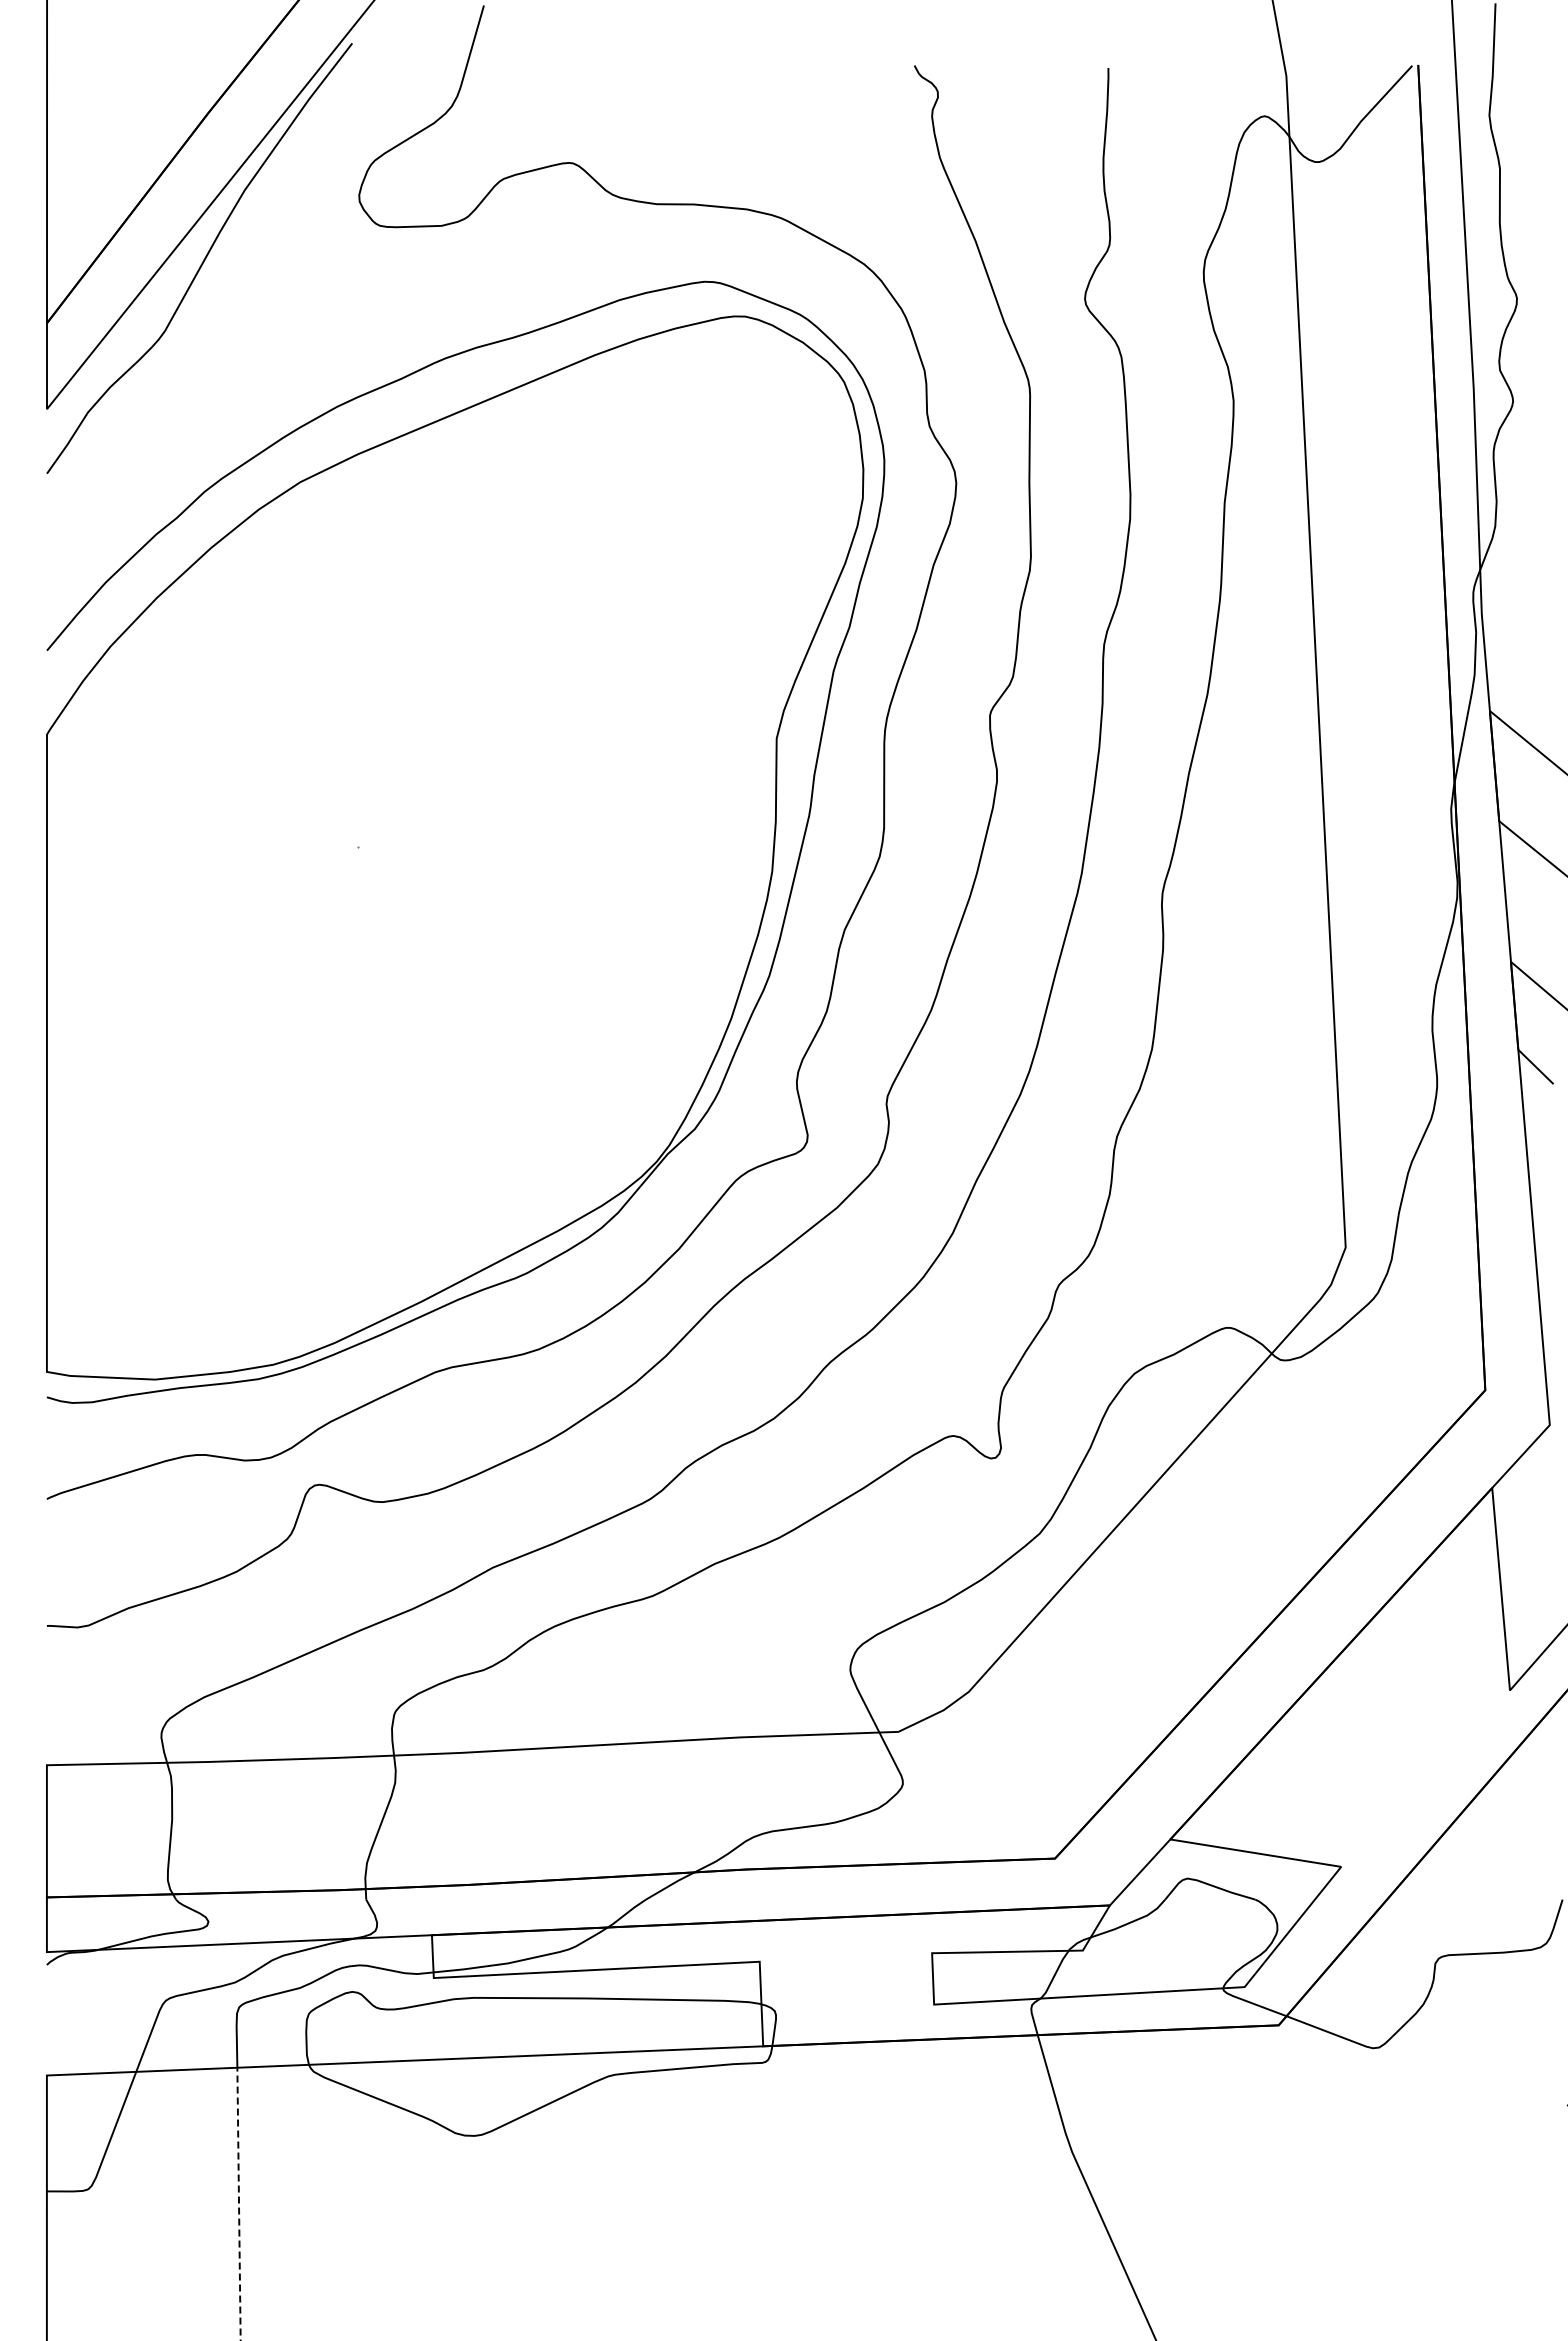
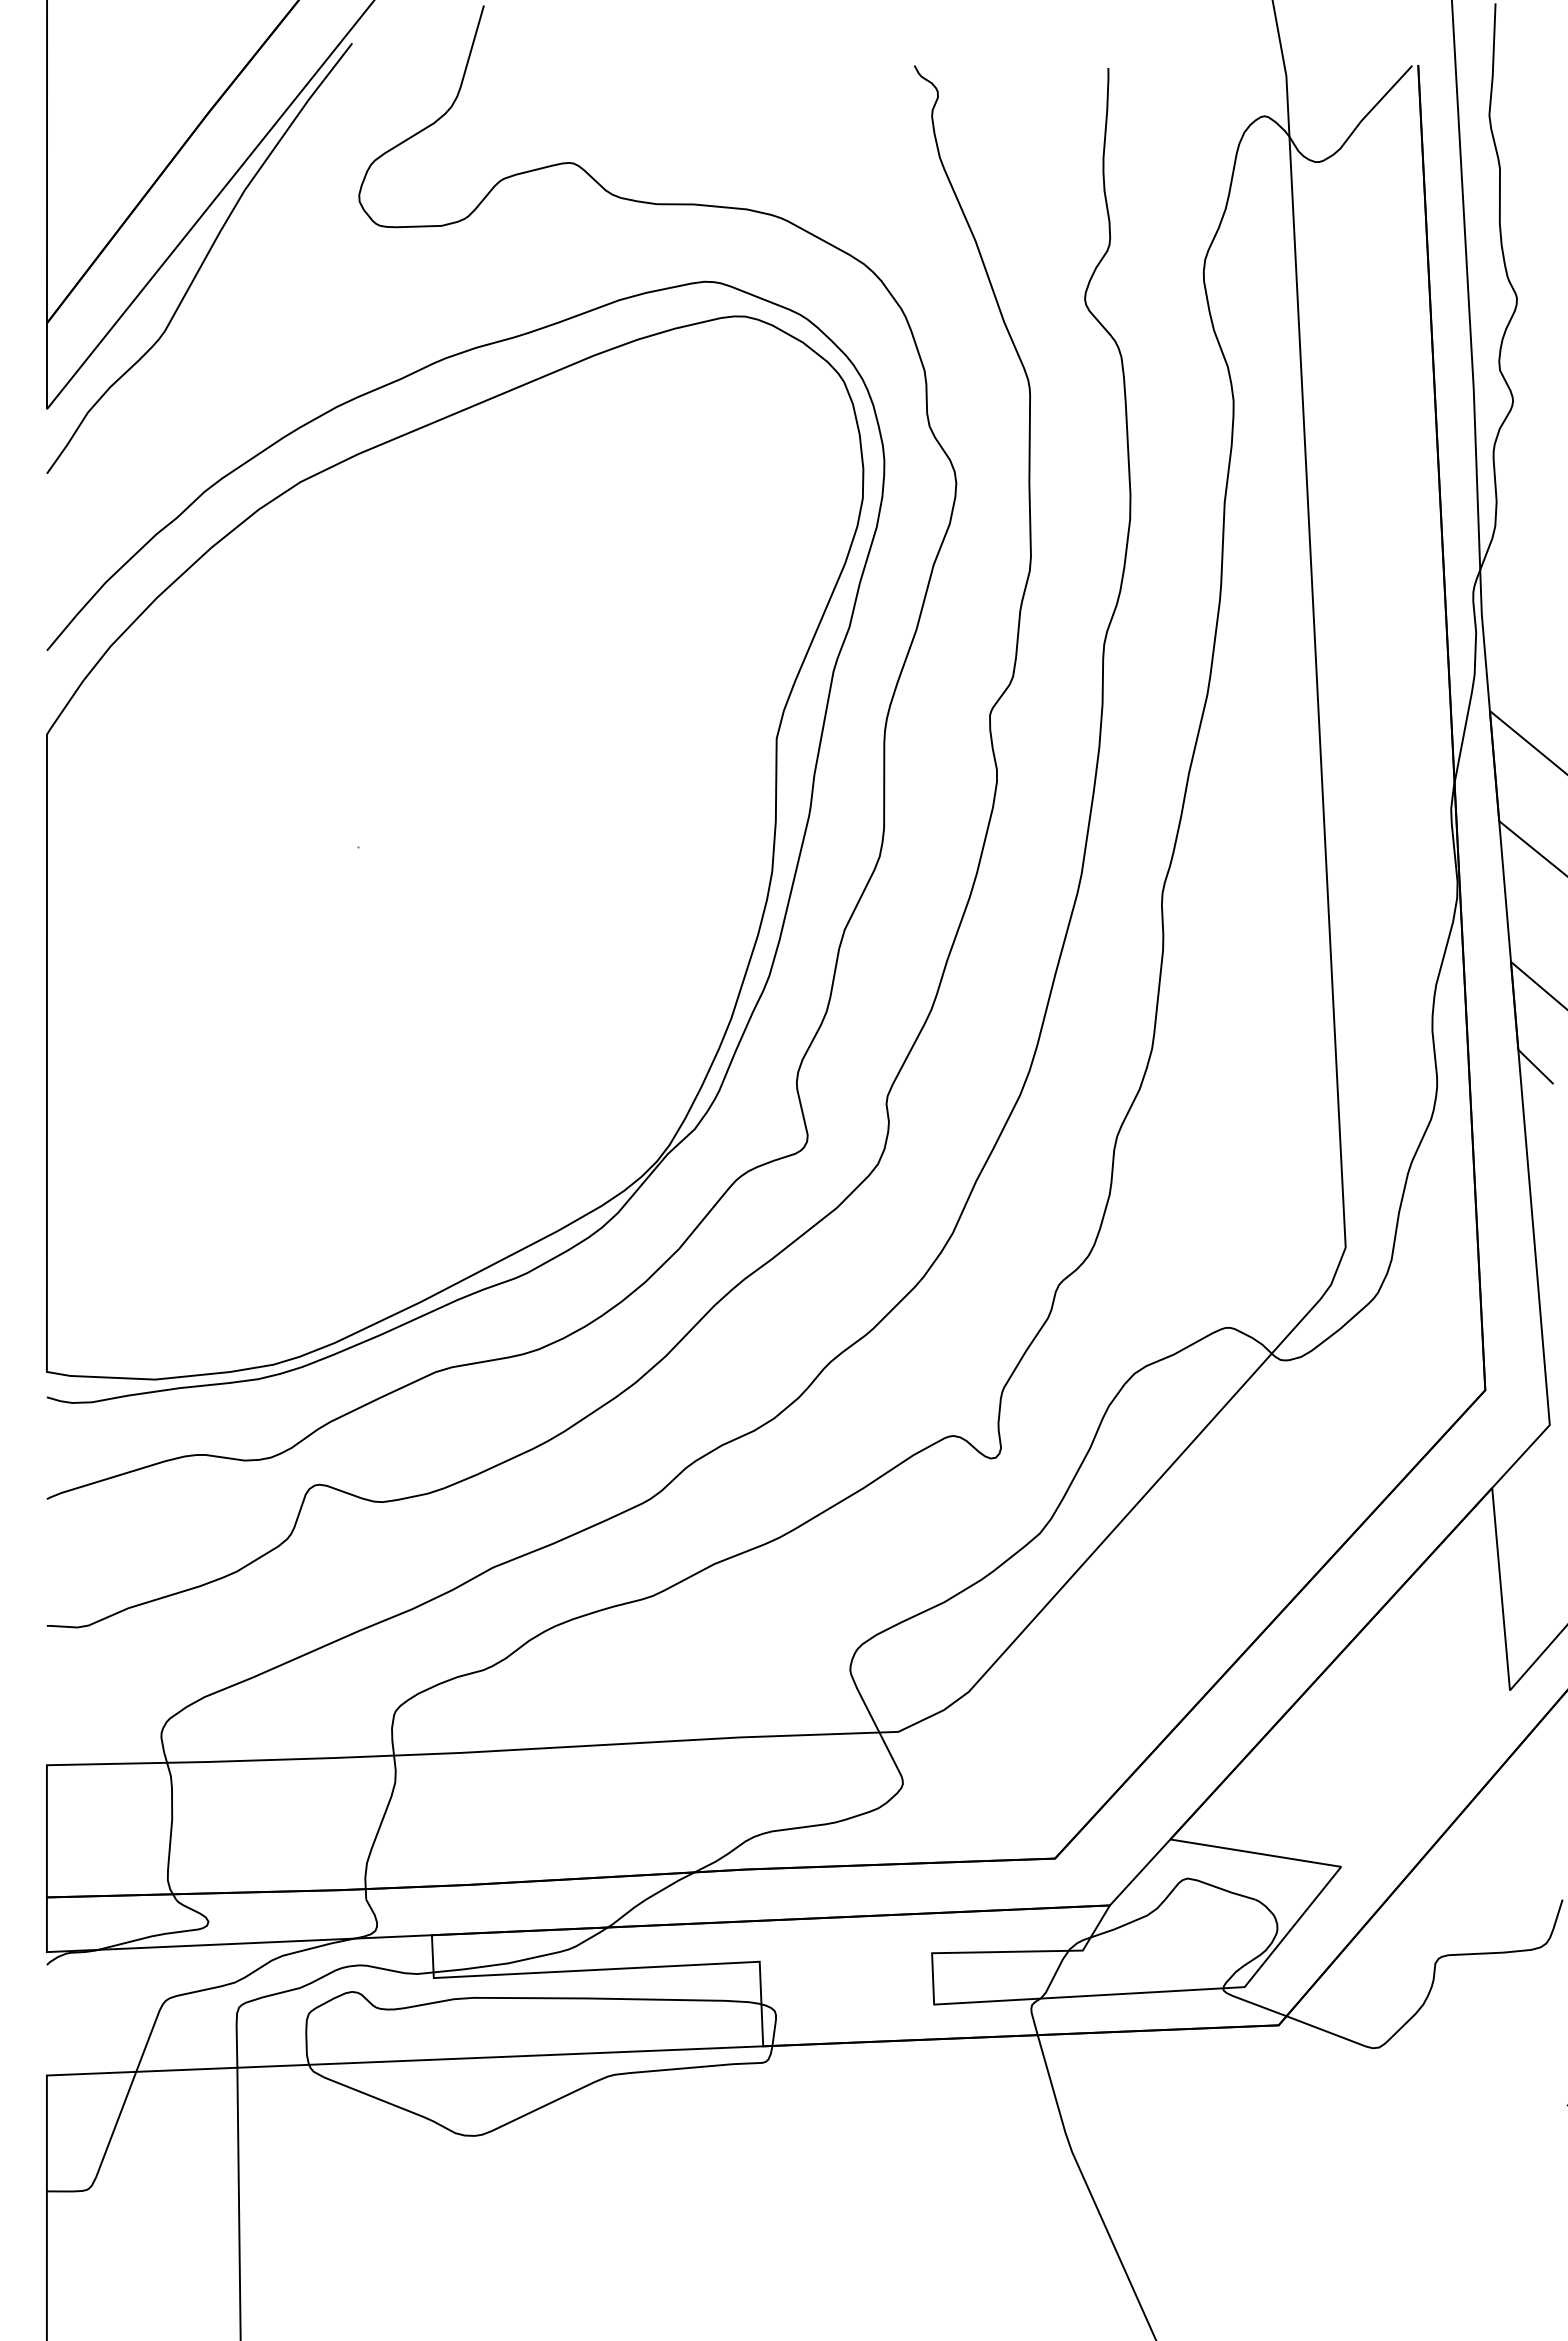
line: dashed -> solid (239, 2203)
